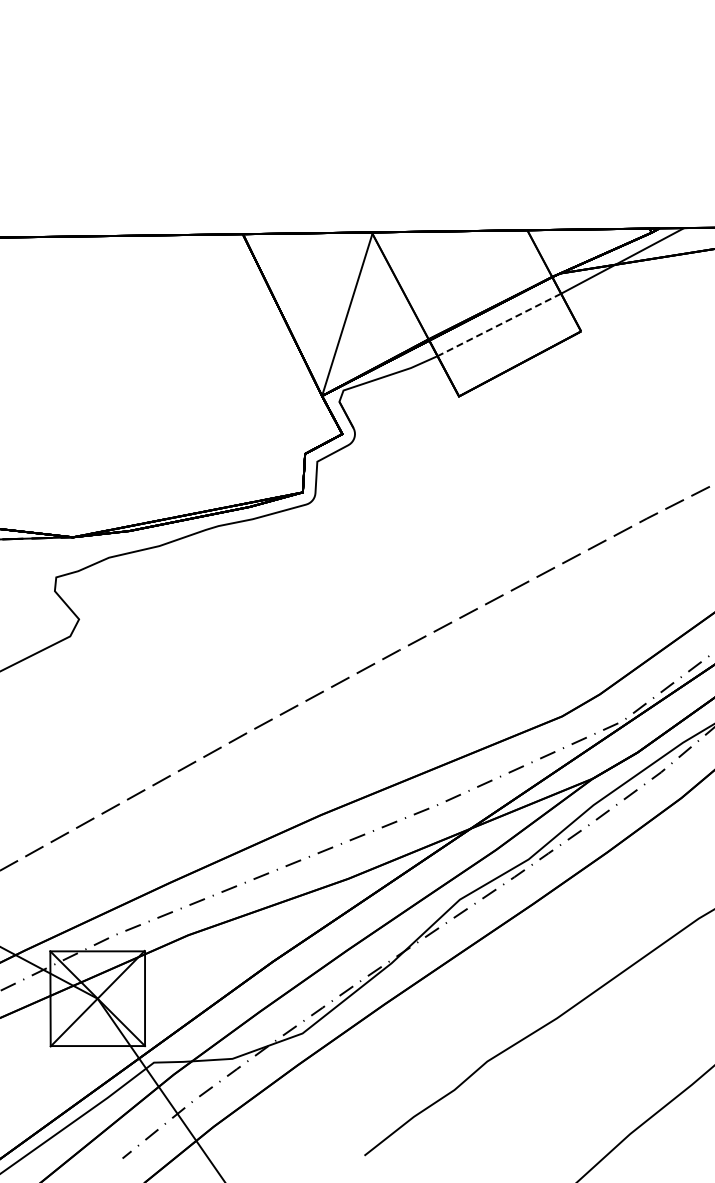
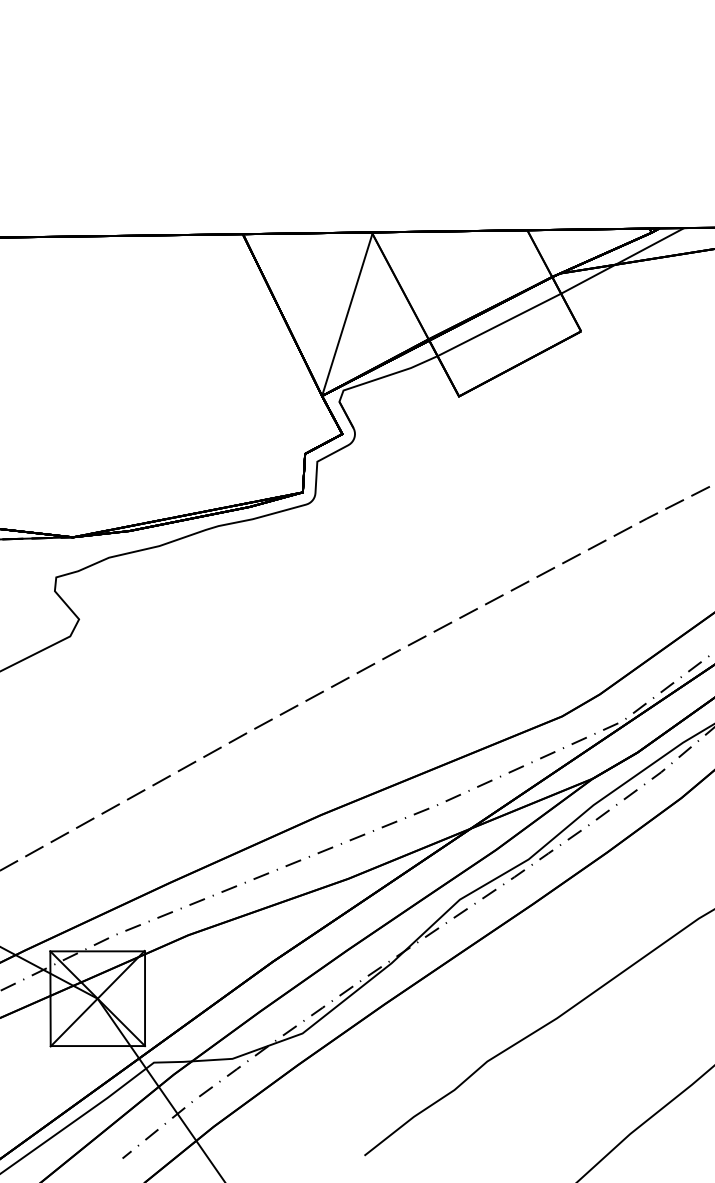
line: dashed -> solid (498, 325)
